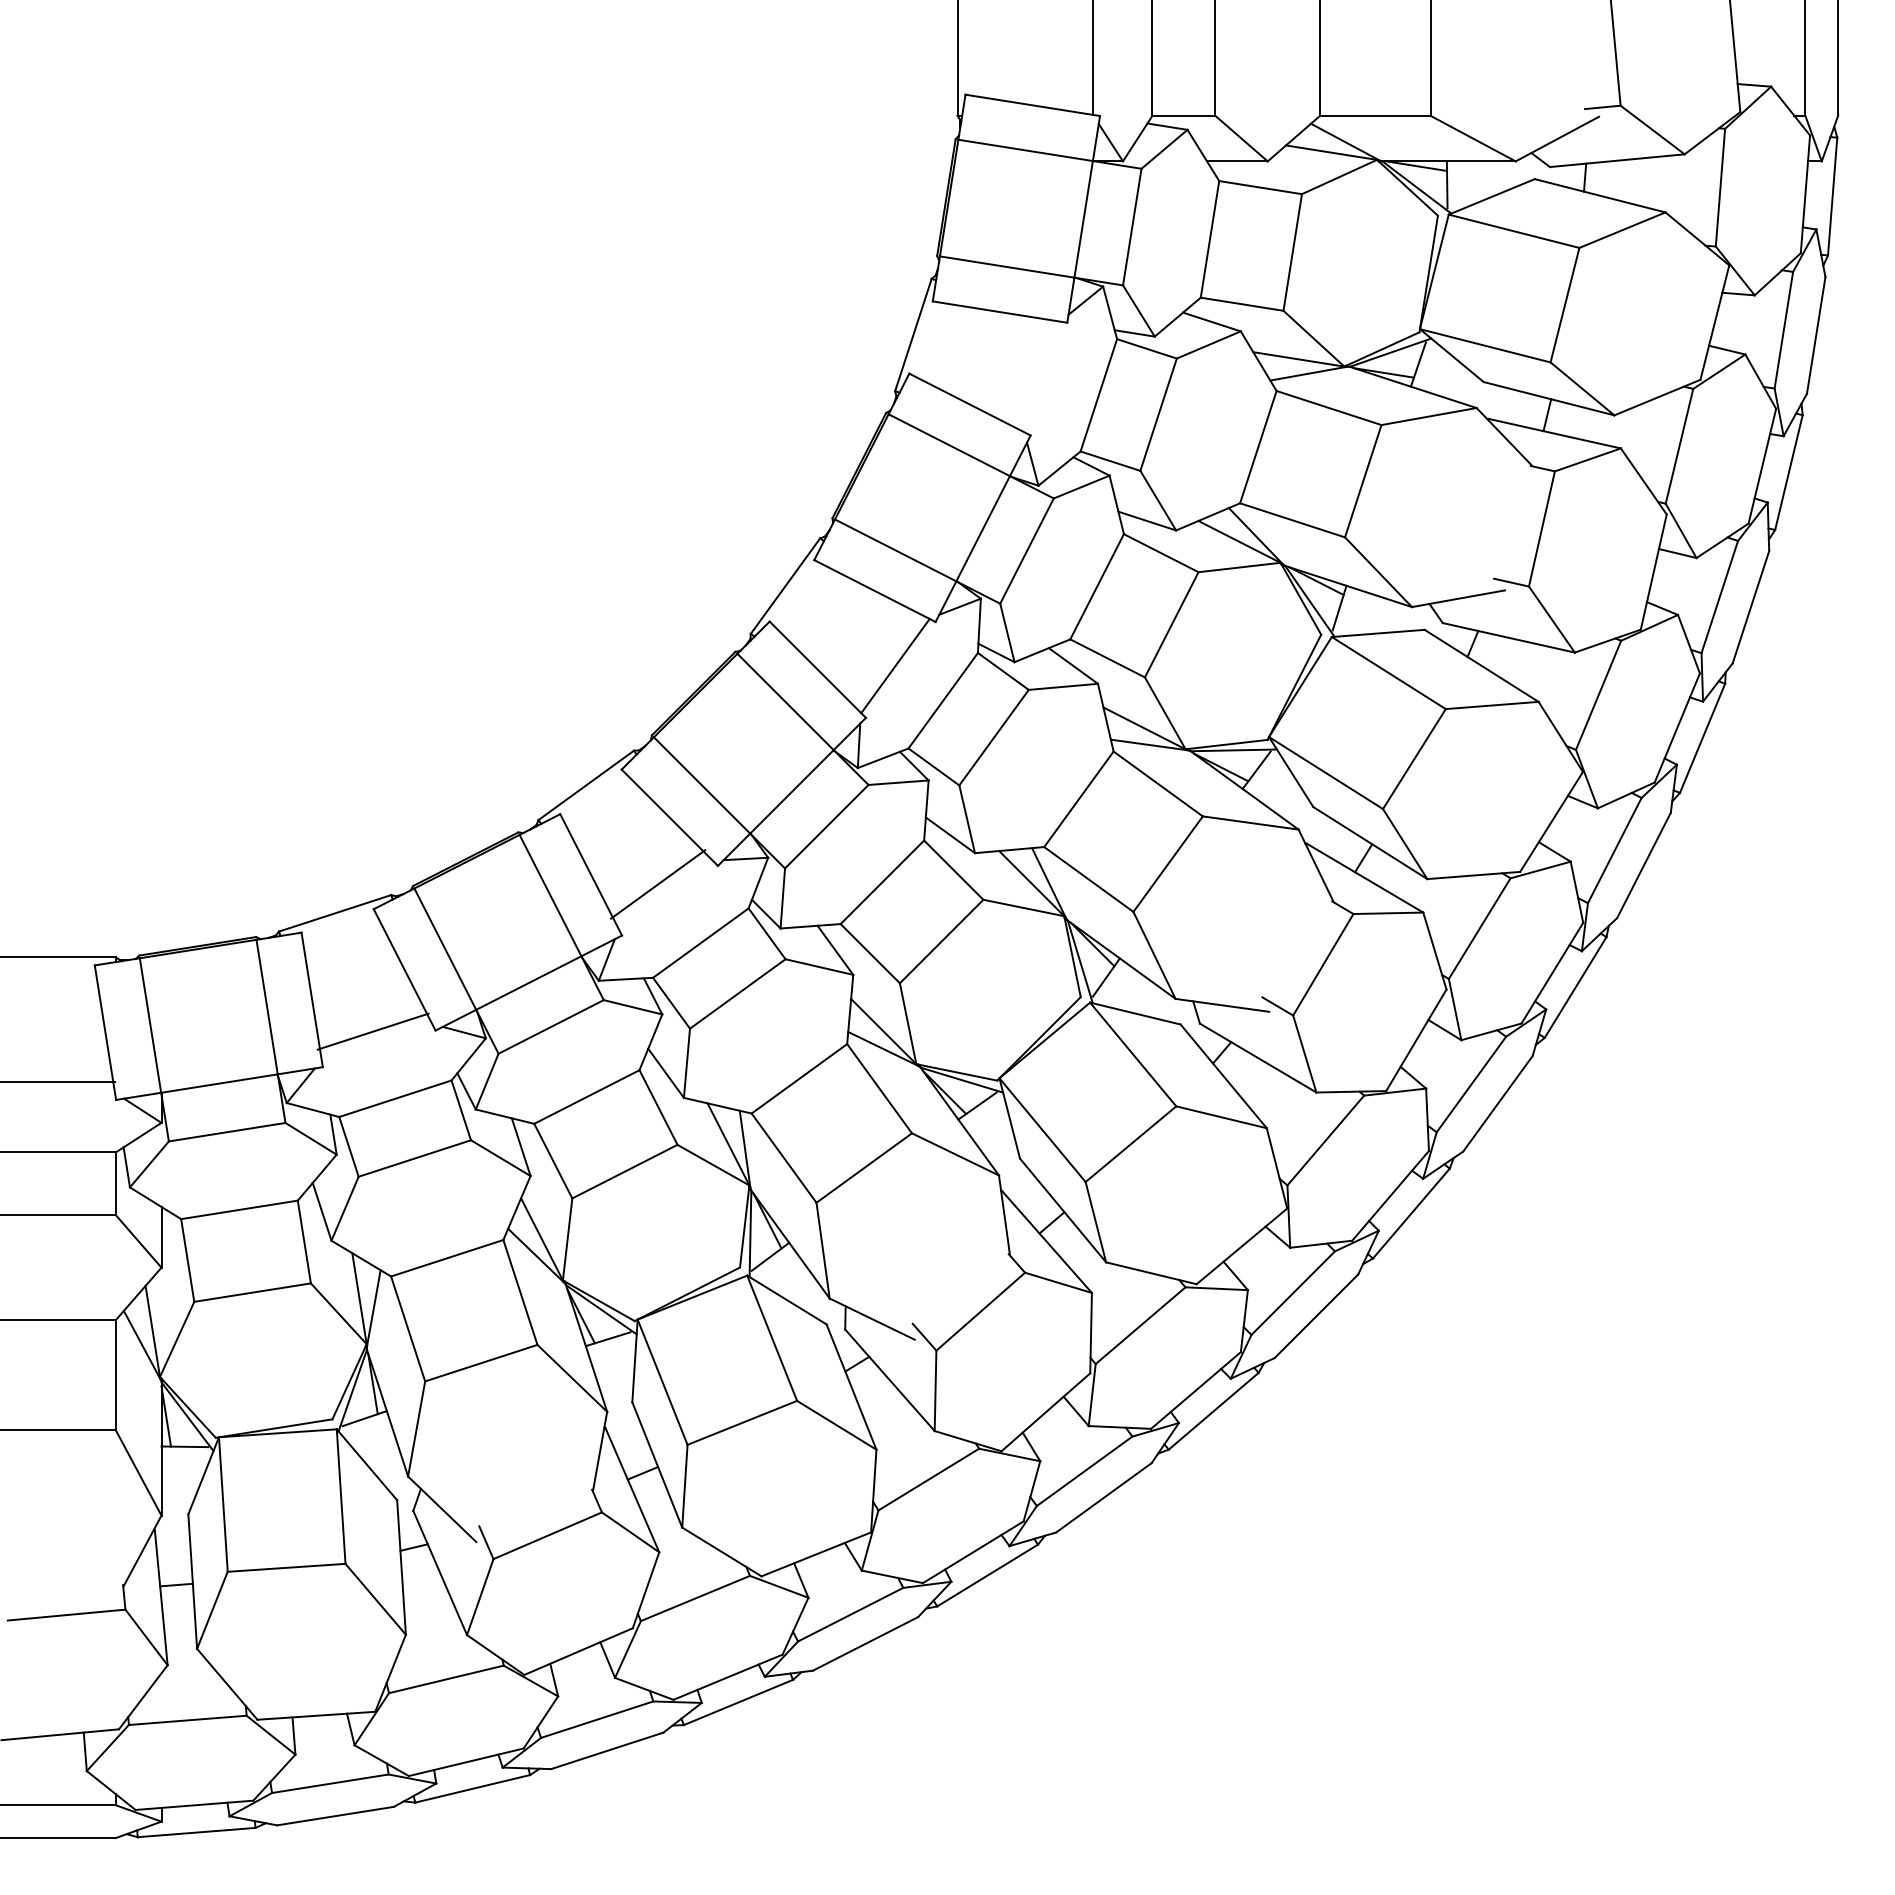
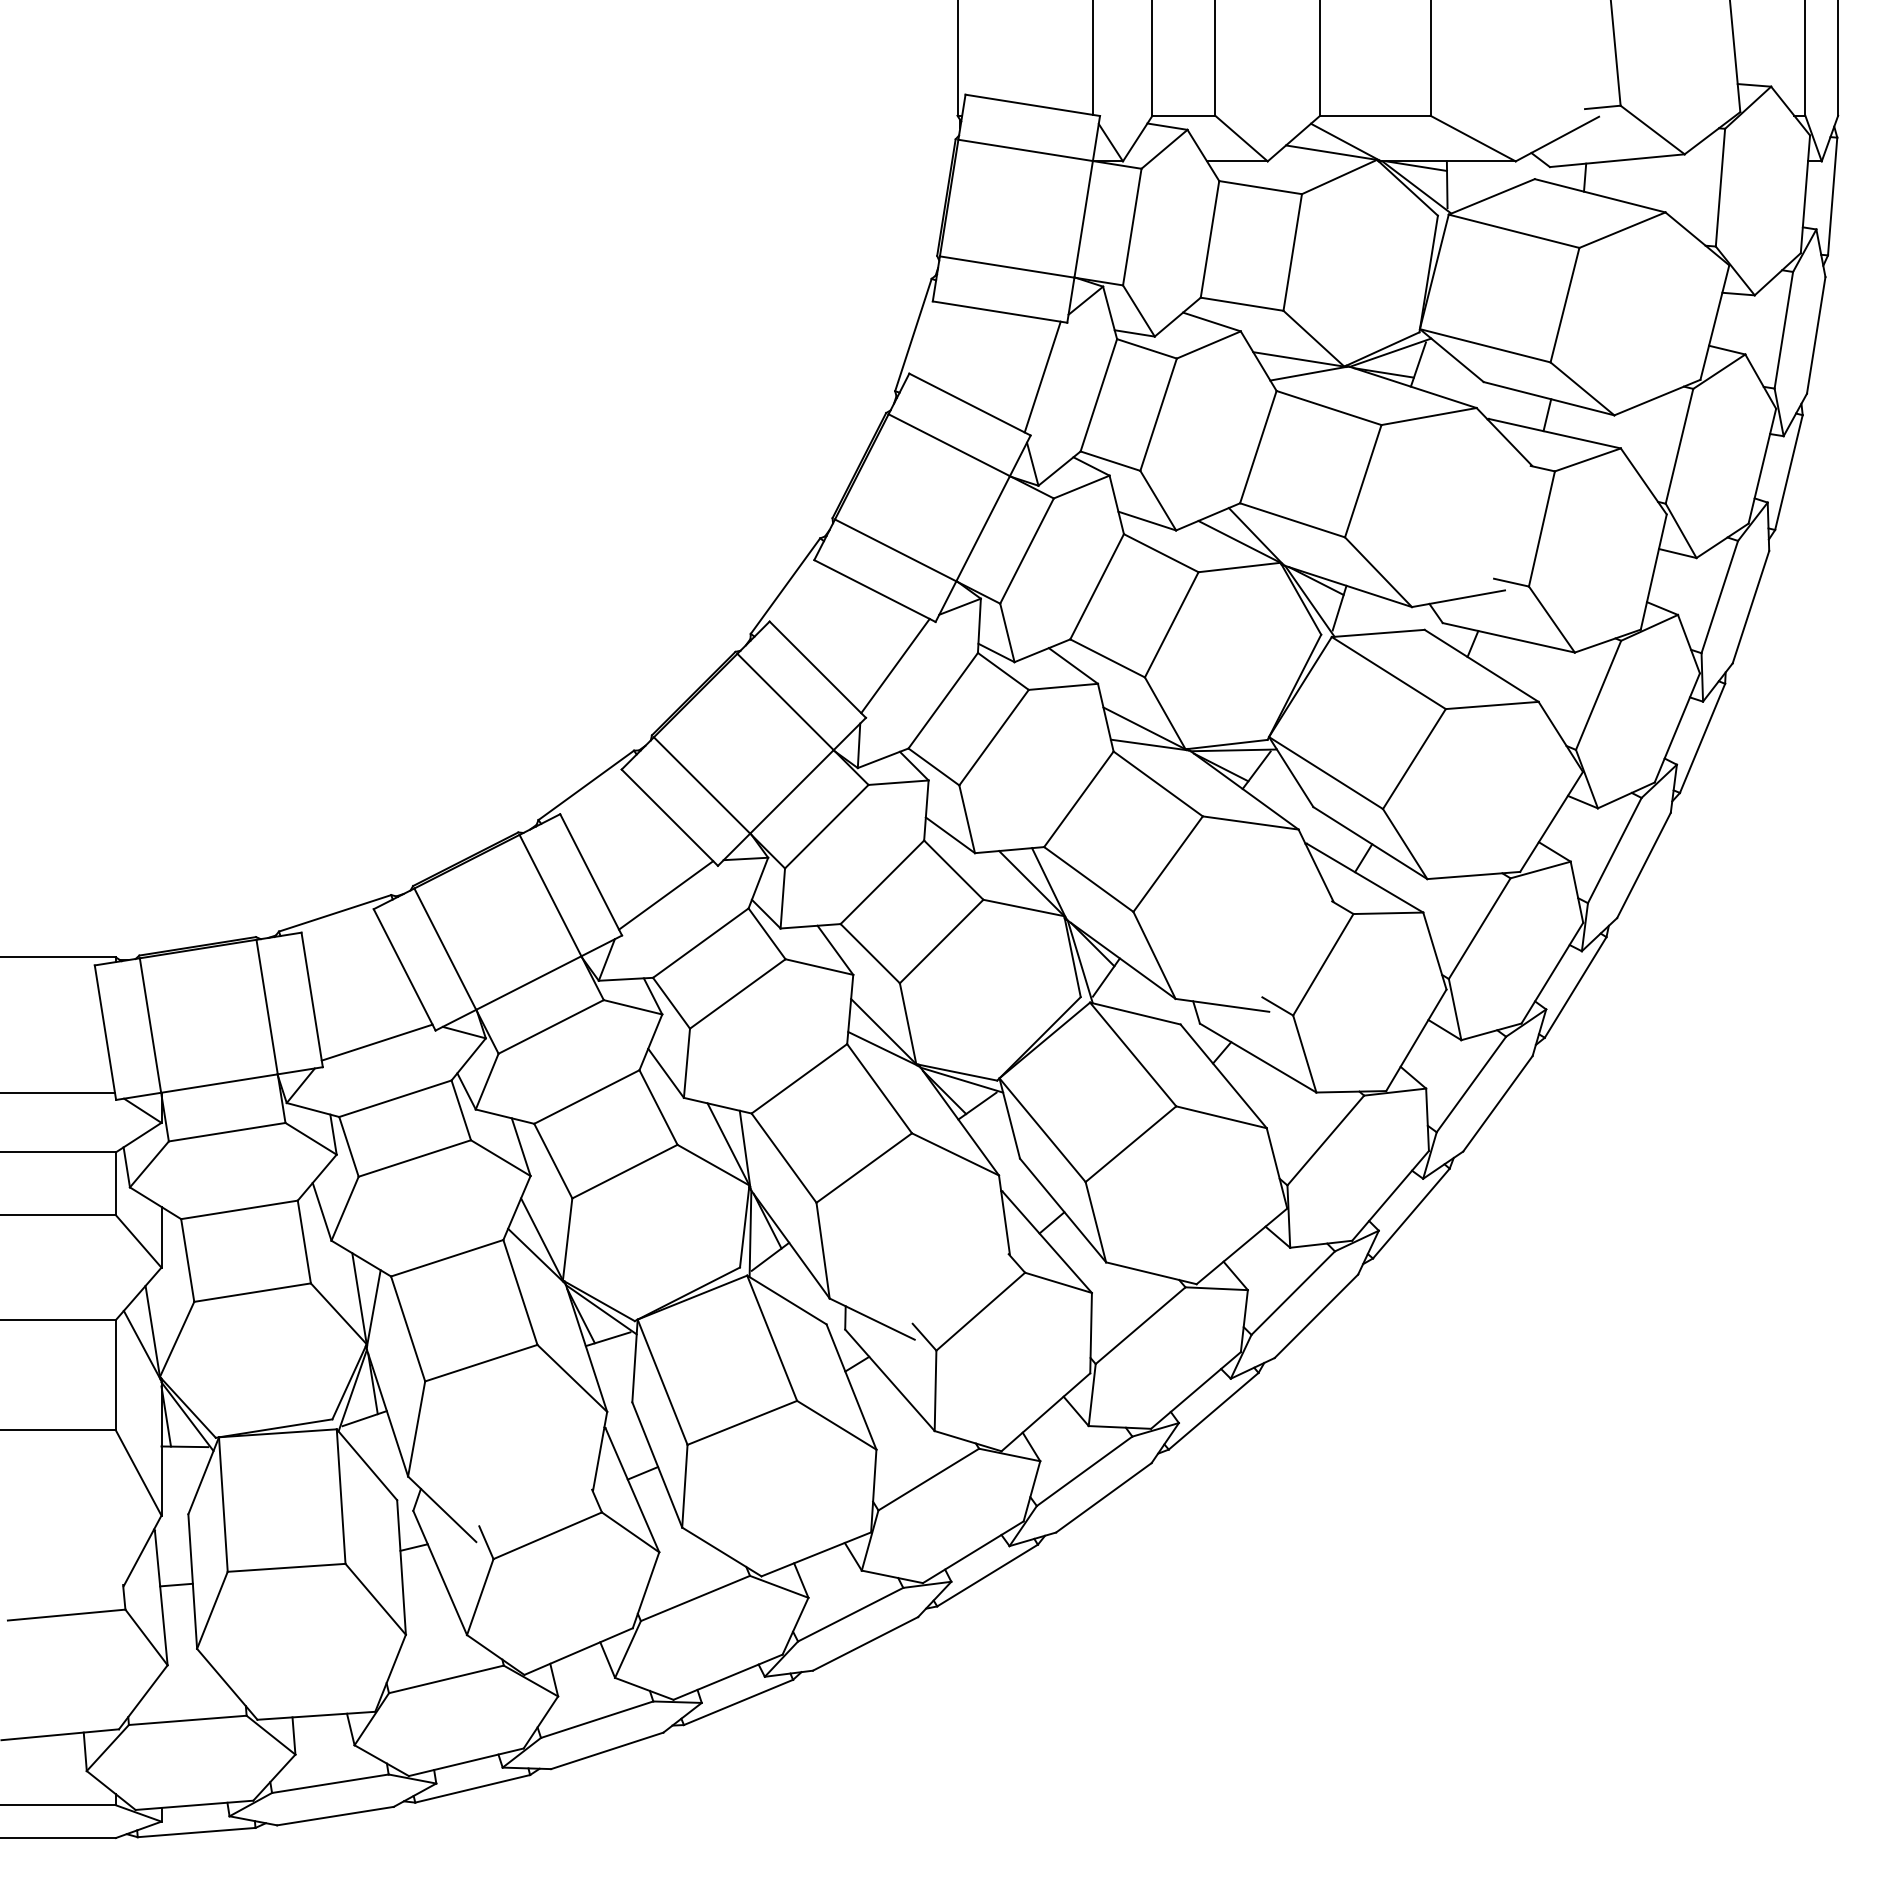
line: none -> present (1042, 376)
line position: (658, 884) -> (666, 895) (666, 895)
line position: (372, 1031) -> (376, 1042) (376, 1042)
line position: (58, 1082) -> (58, 1093) (58, 1093)
